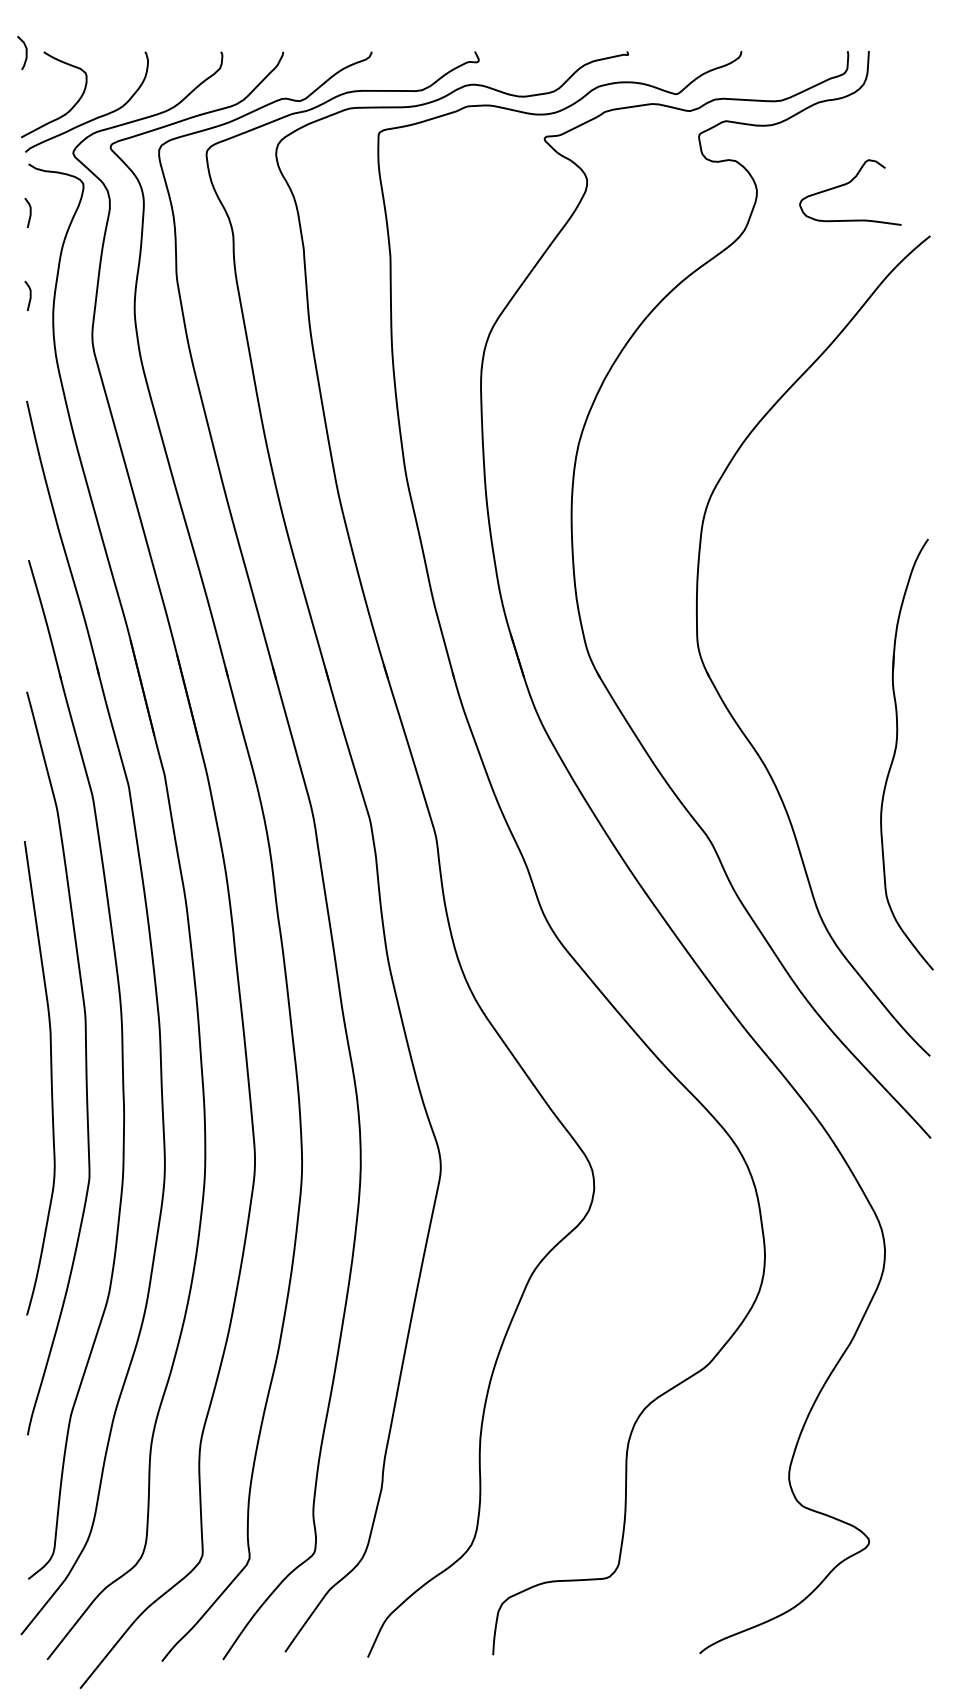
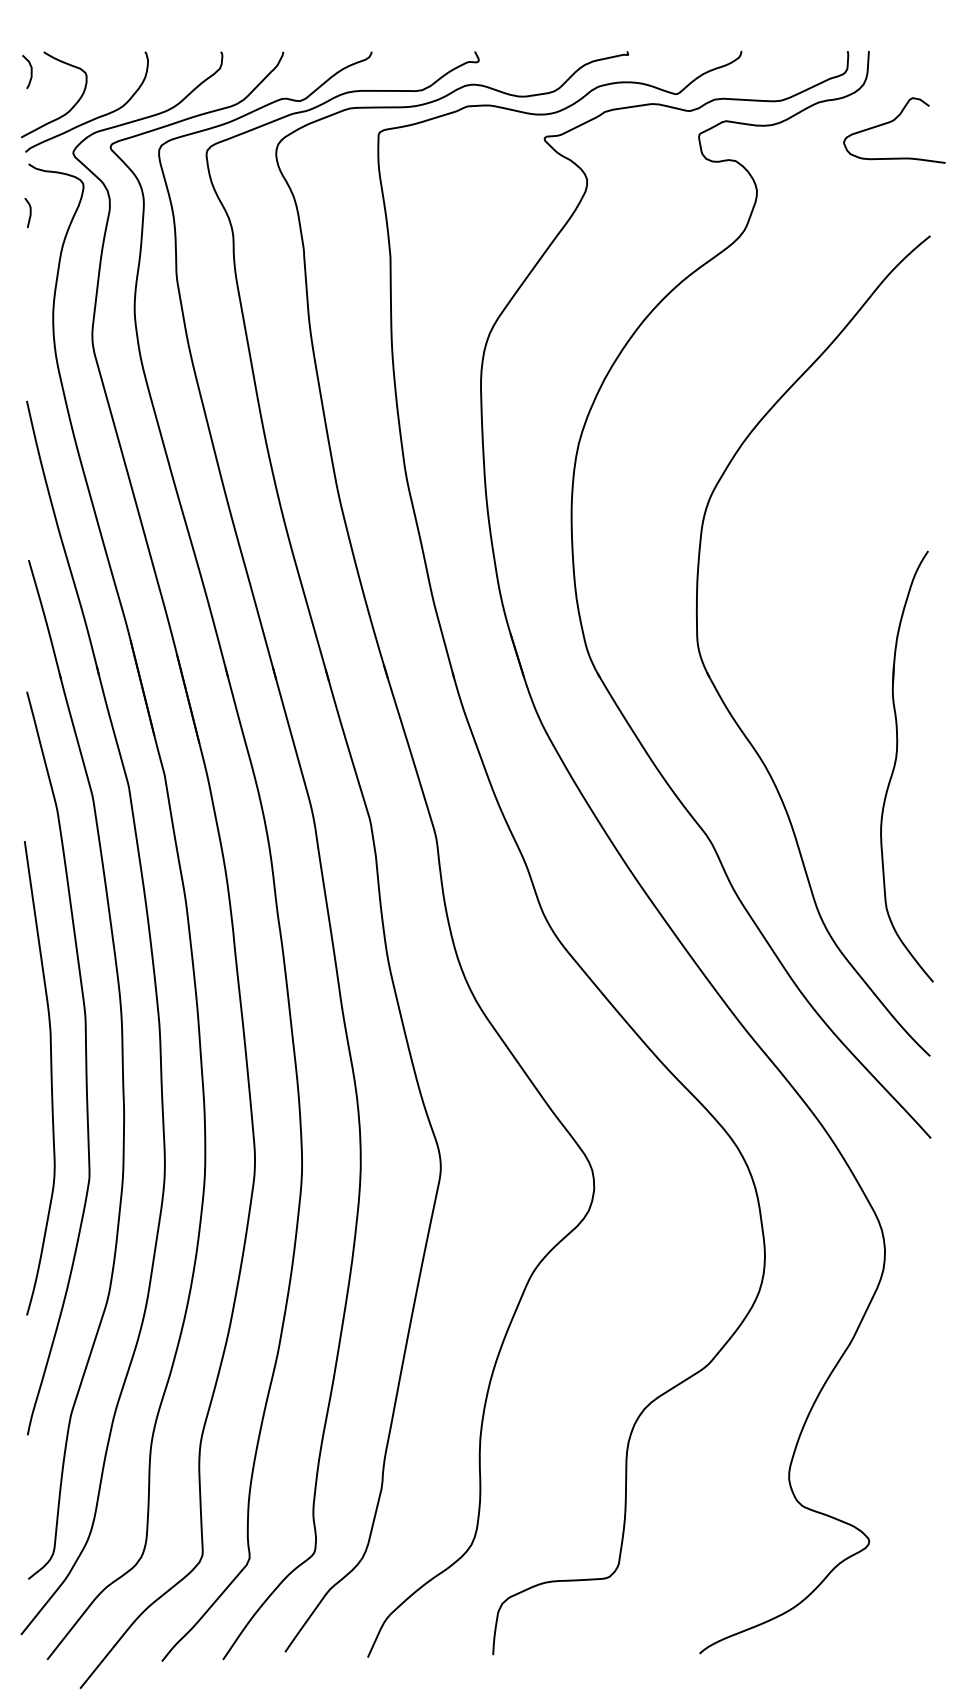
curve position: (25, 53) -> (30, 72) (30, 72)
curve position: (847, 184) -> (891, 122) (891, 122)
line: present -> none (29, 295)
part position: (896, 750) -> (896, 762) (896, 762)
